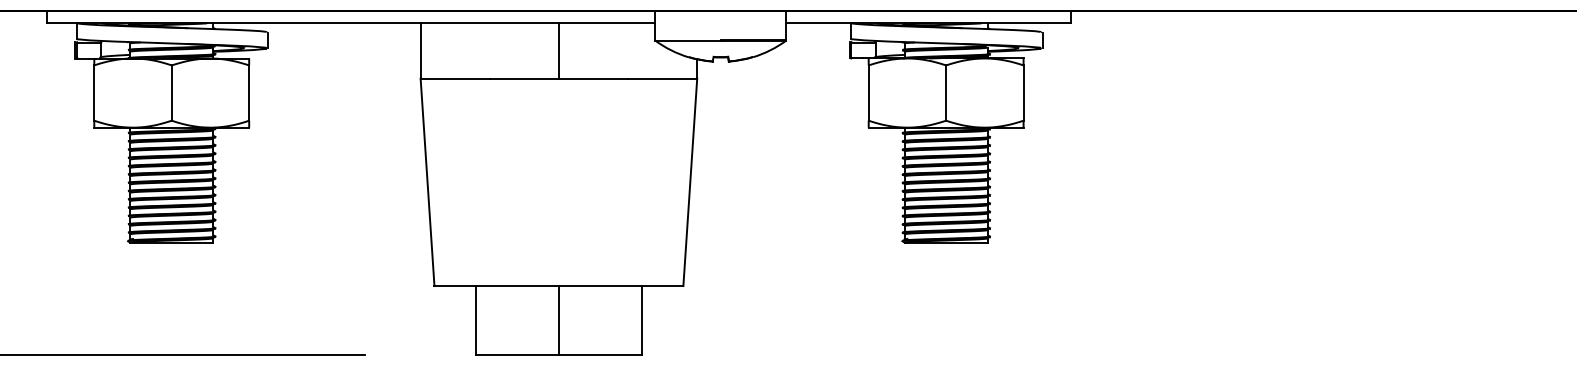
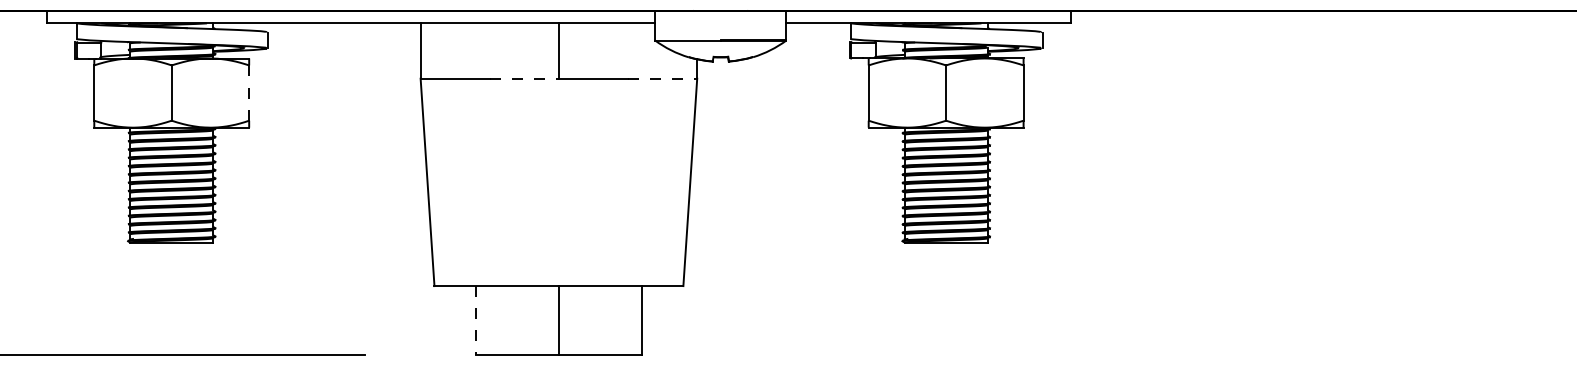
line: solid -> dashed (524, 78)
line: solid -> dashed (662, 78)
line: solid -> dashed (249, 93)
line: solid -> dashed (475, 320)
